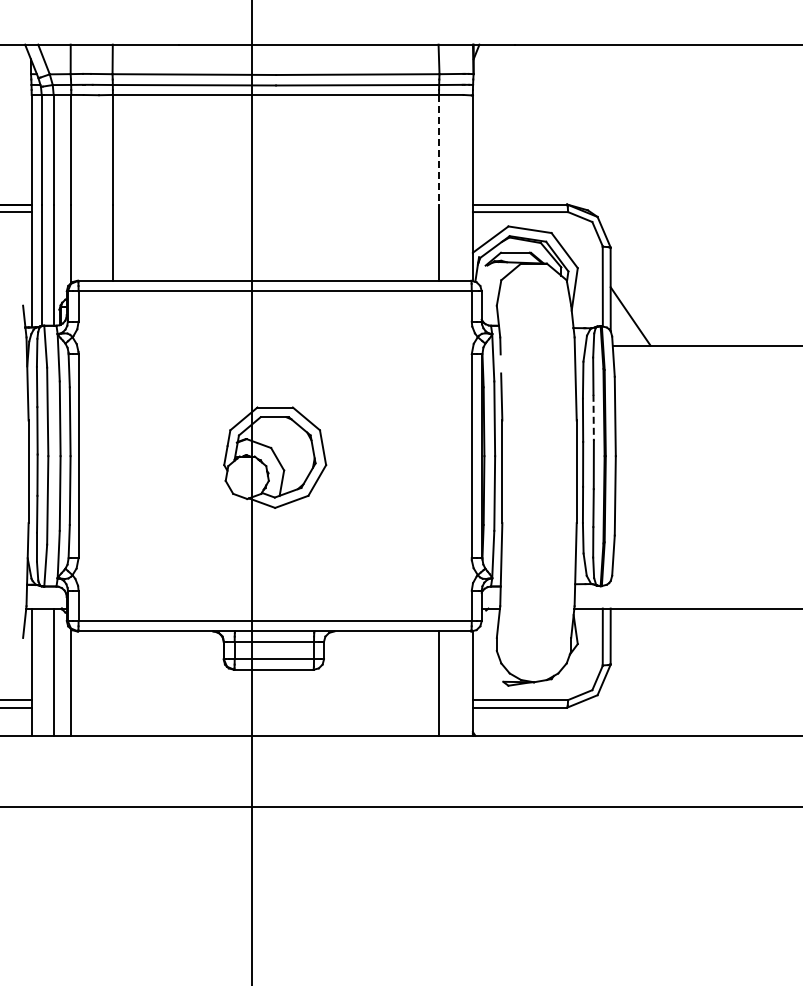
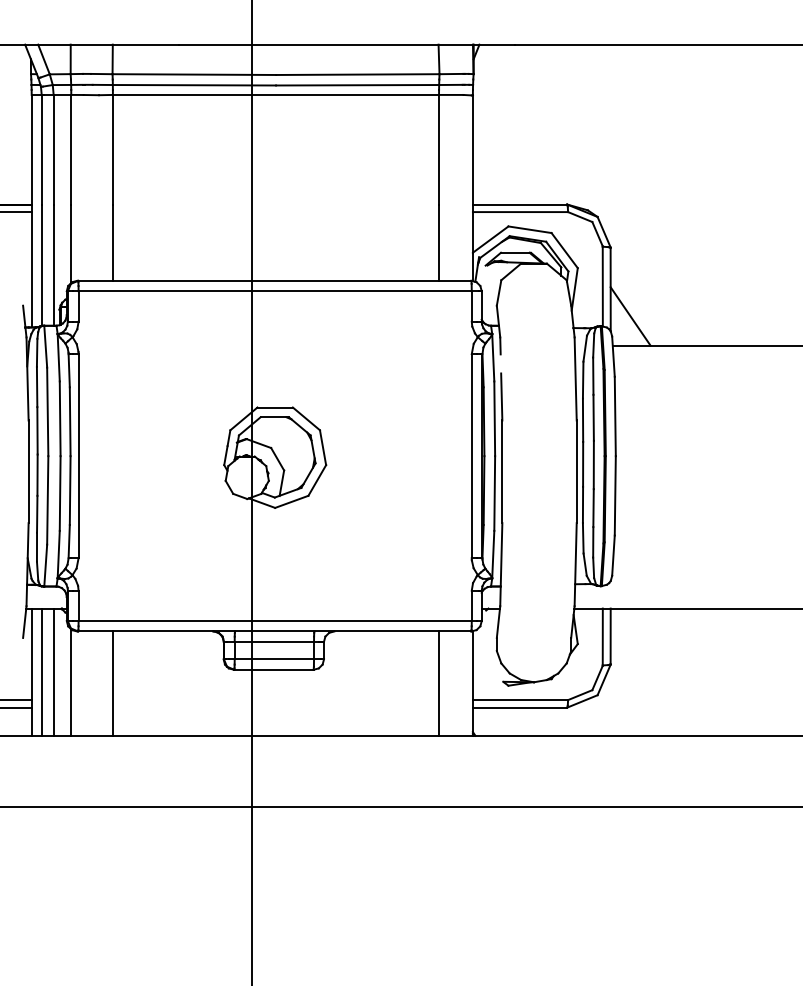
line: dashed -> solid (439, 149)
line: dashed -> solid (593, 418)
line: none -> present (41, 671)
line: none -> present (112, 683)
